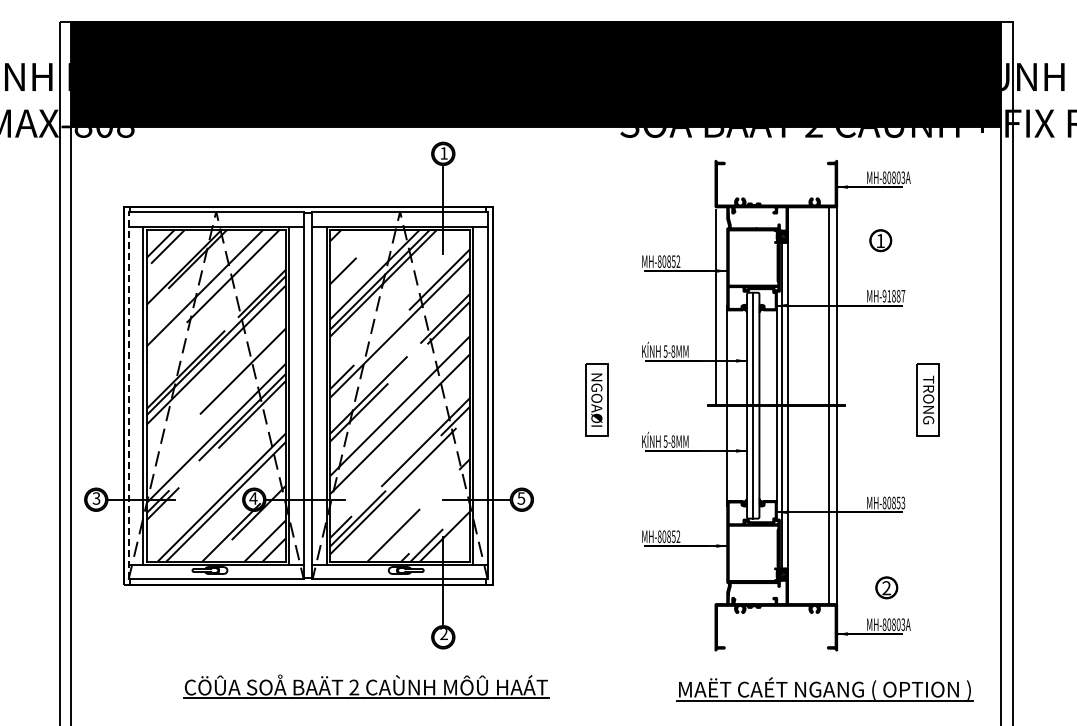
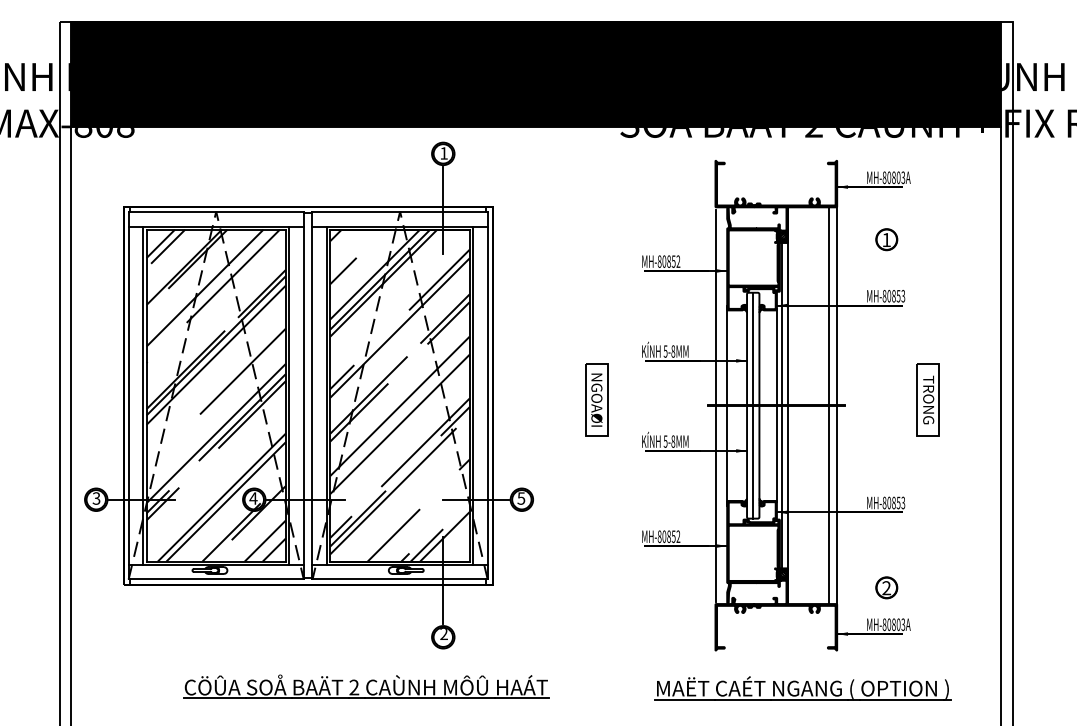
part position: (880, 240) -> (886, 239) (886, 239)
text: MH-91887 -> MH-80853 (893, 295)
line: dashed -> solid (128, 395)
line: none -> present (715, 503)
part position: (824, 689) -> (802, 688) (802, 688)
